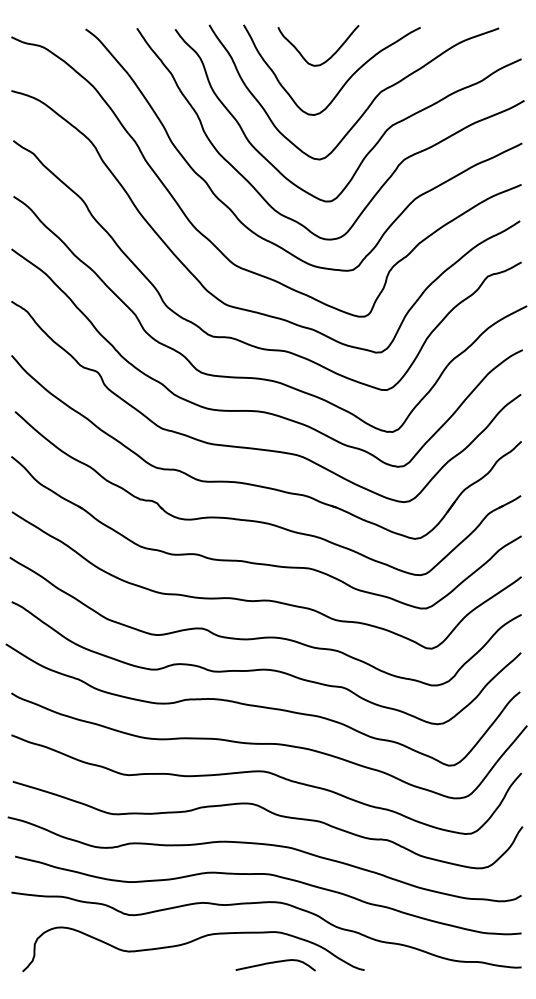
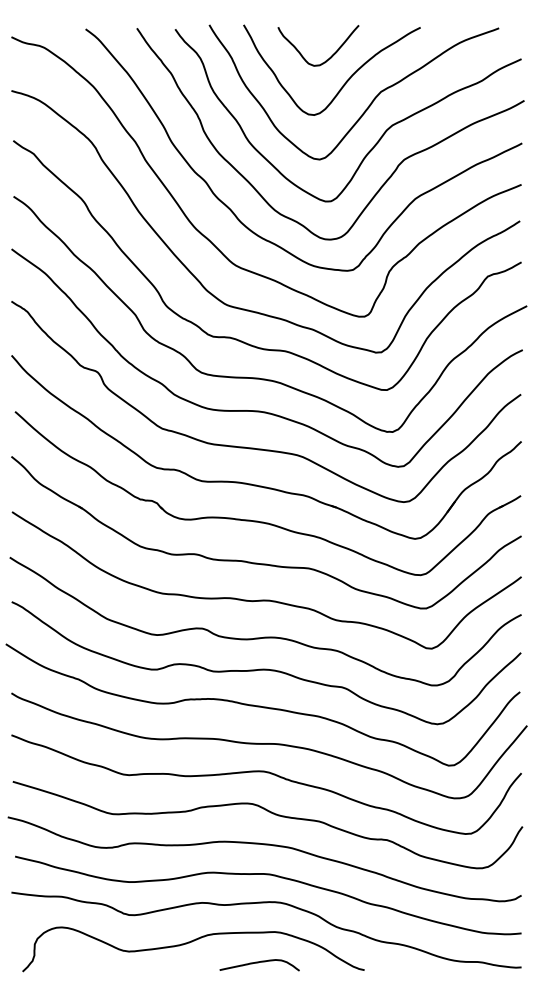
curve position: (274, 963) -> (258, 963) (258, 963)
